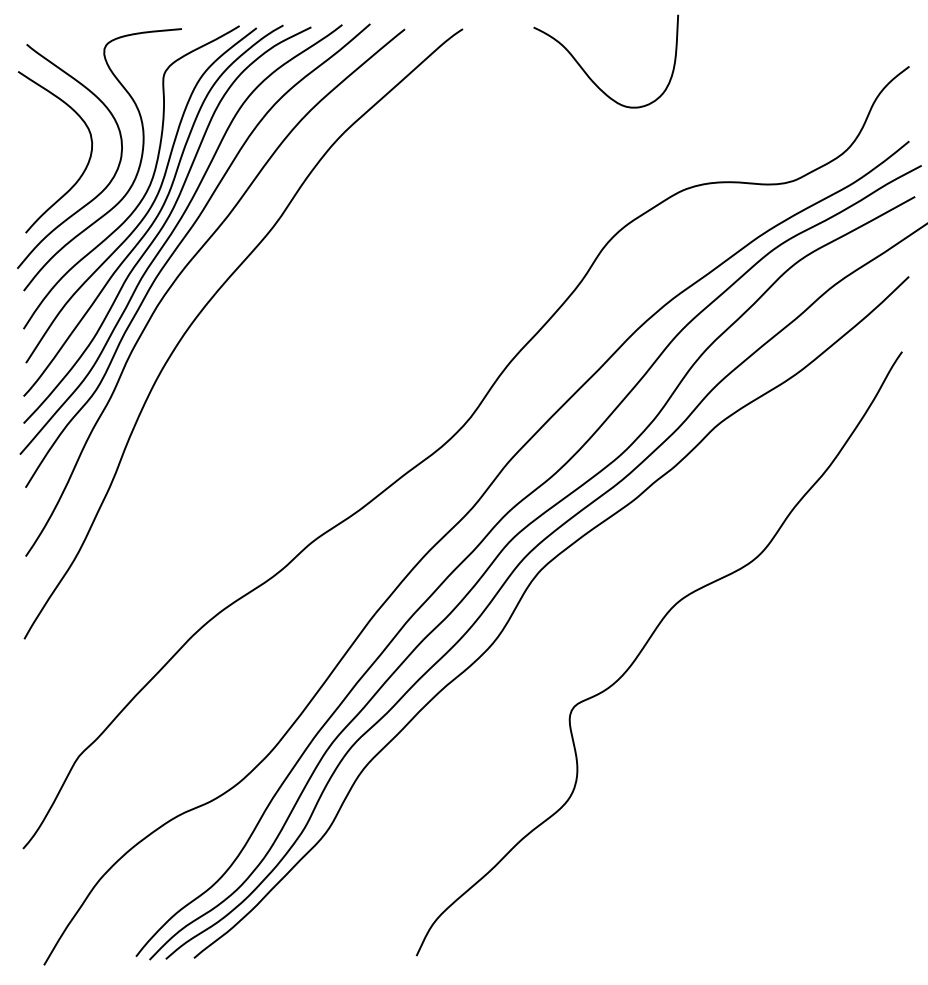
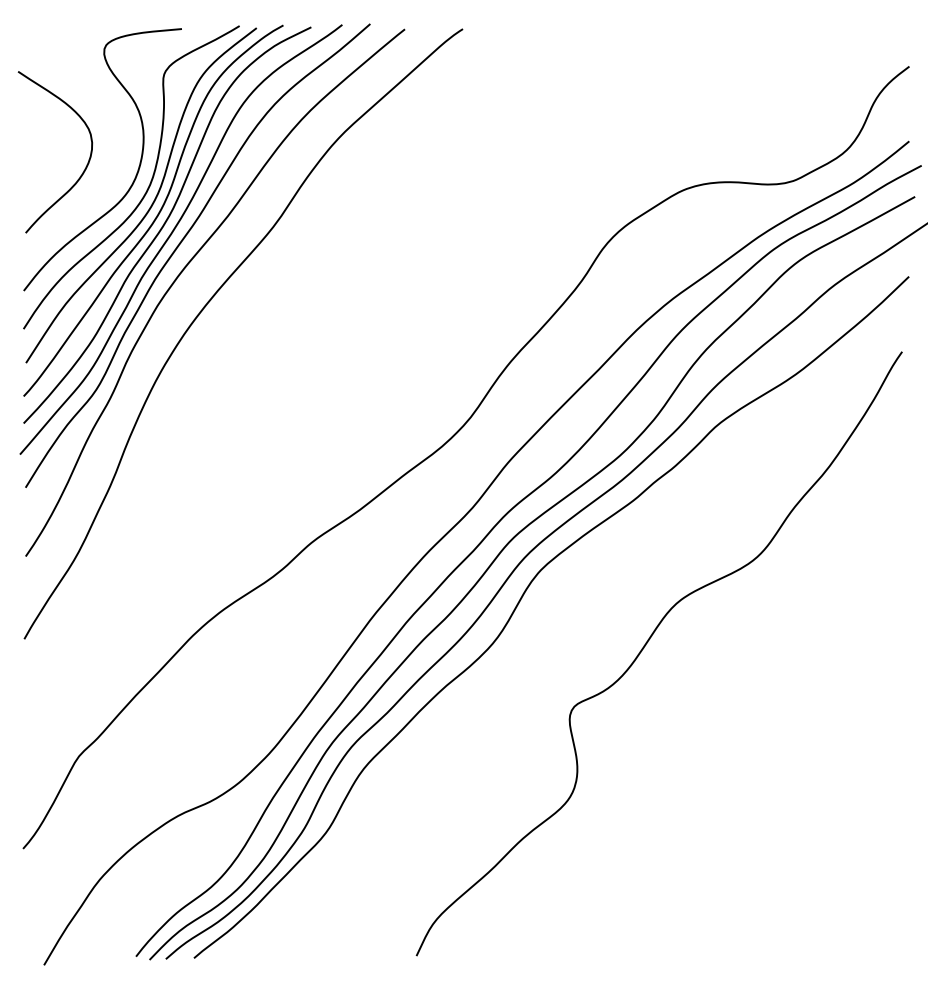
curve: present -> none (587, 73)
curve: present -> none (103, 188)
